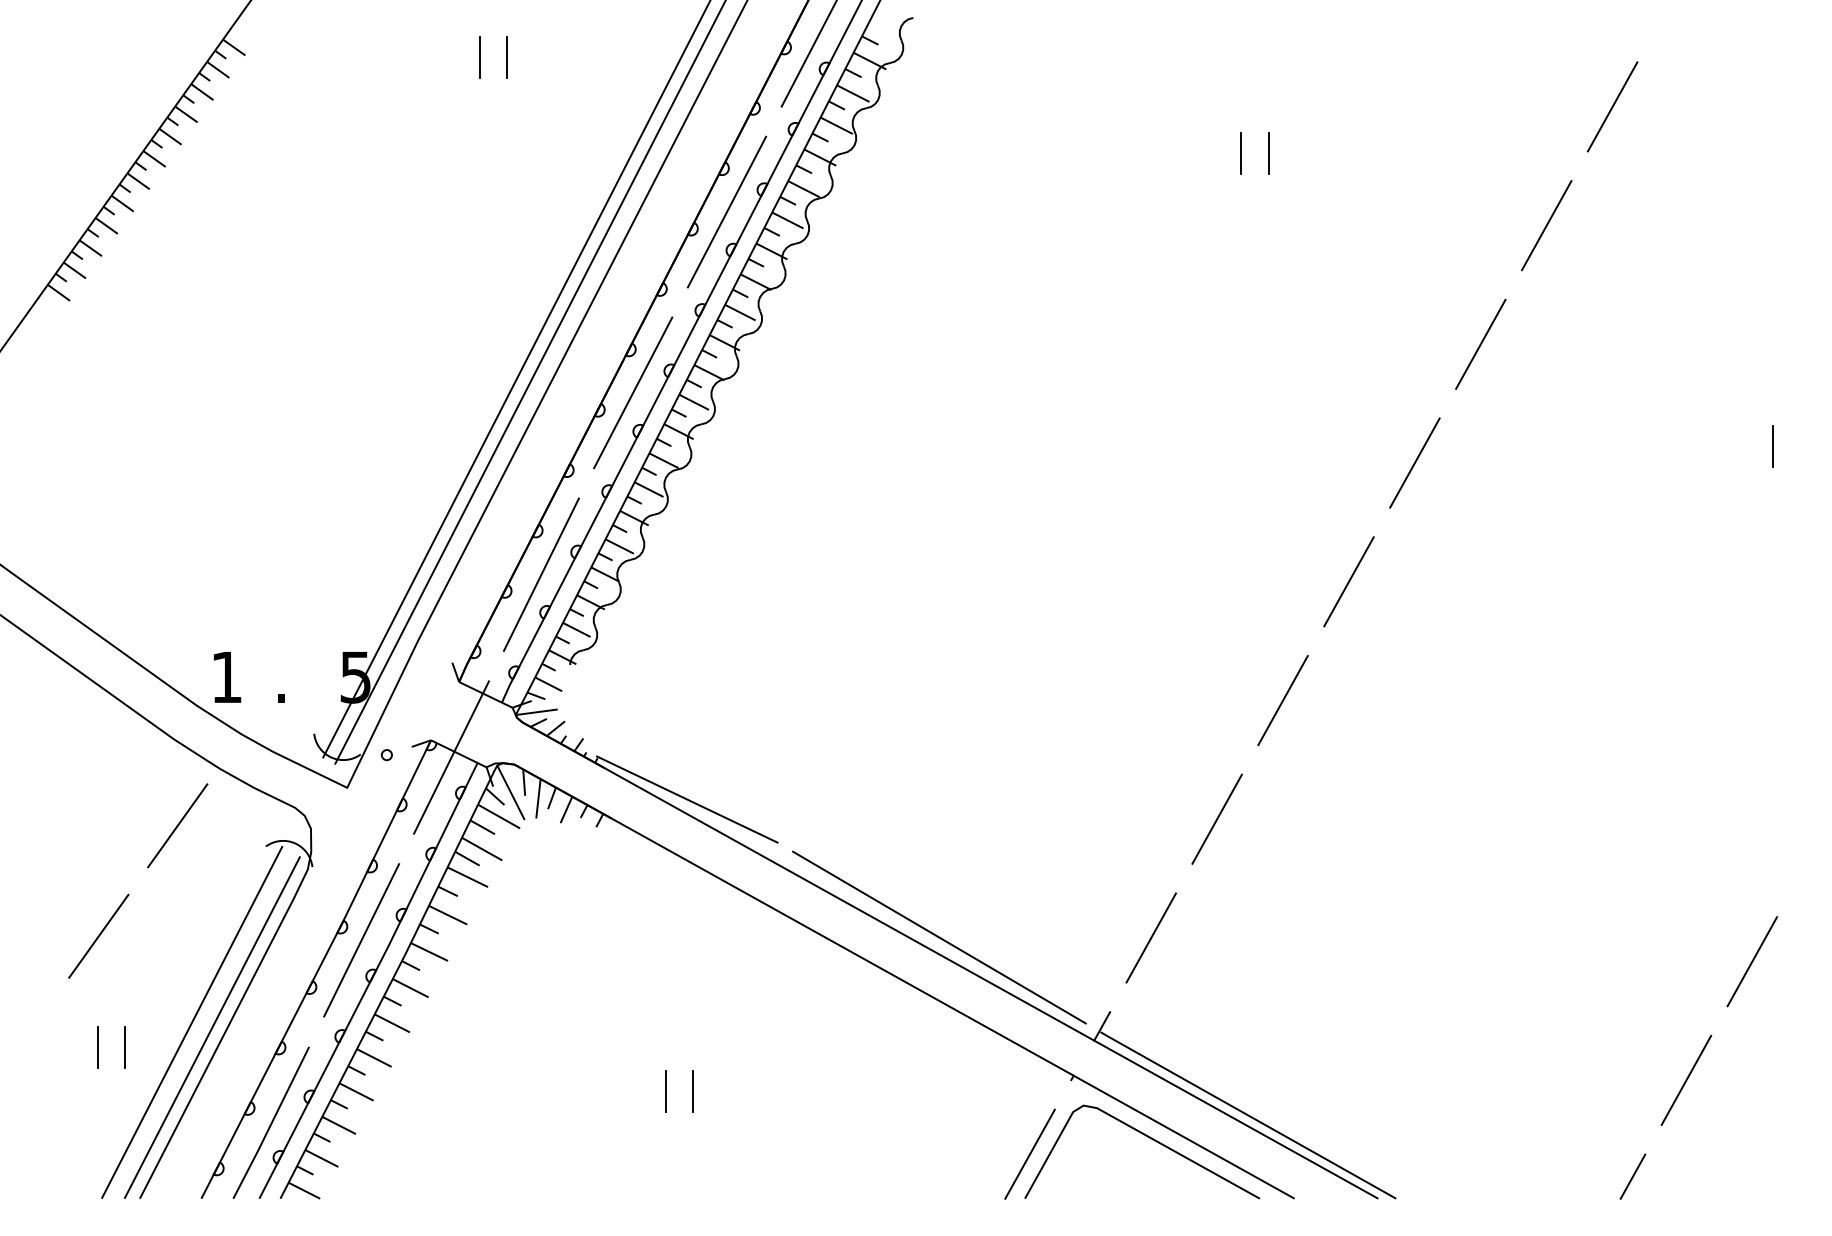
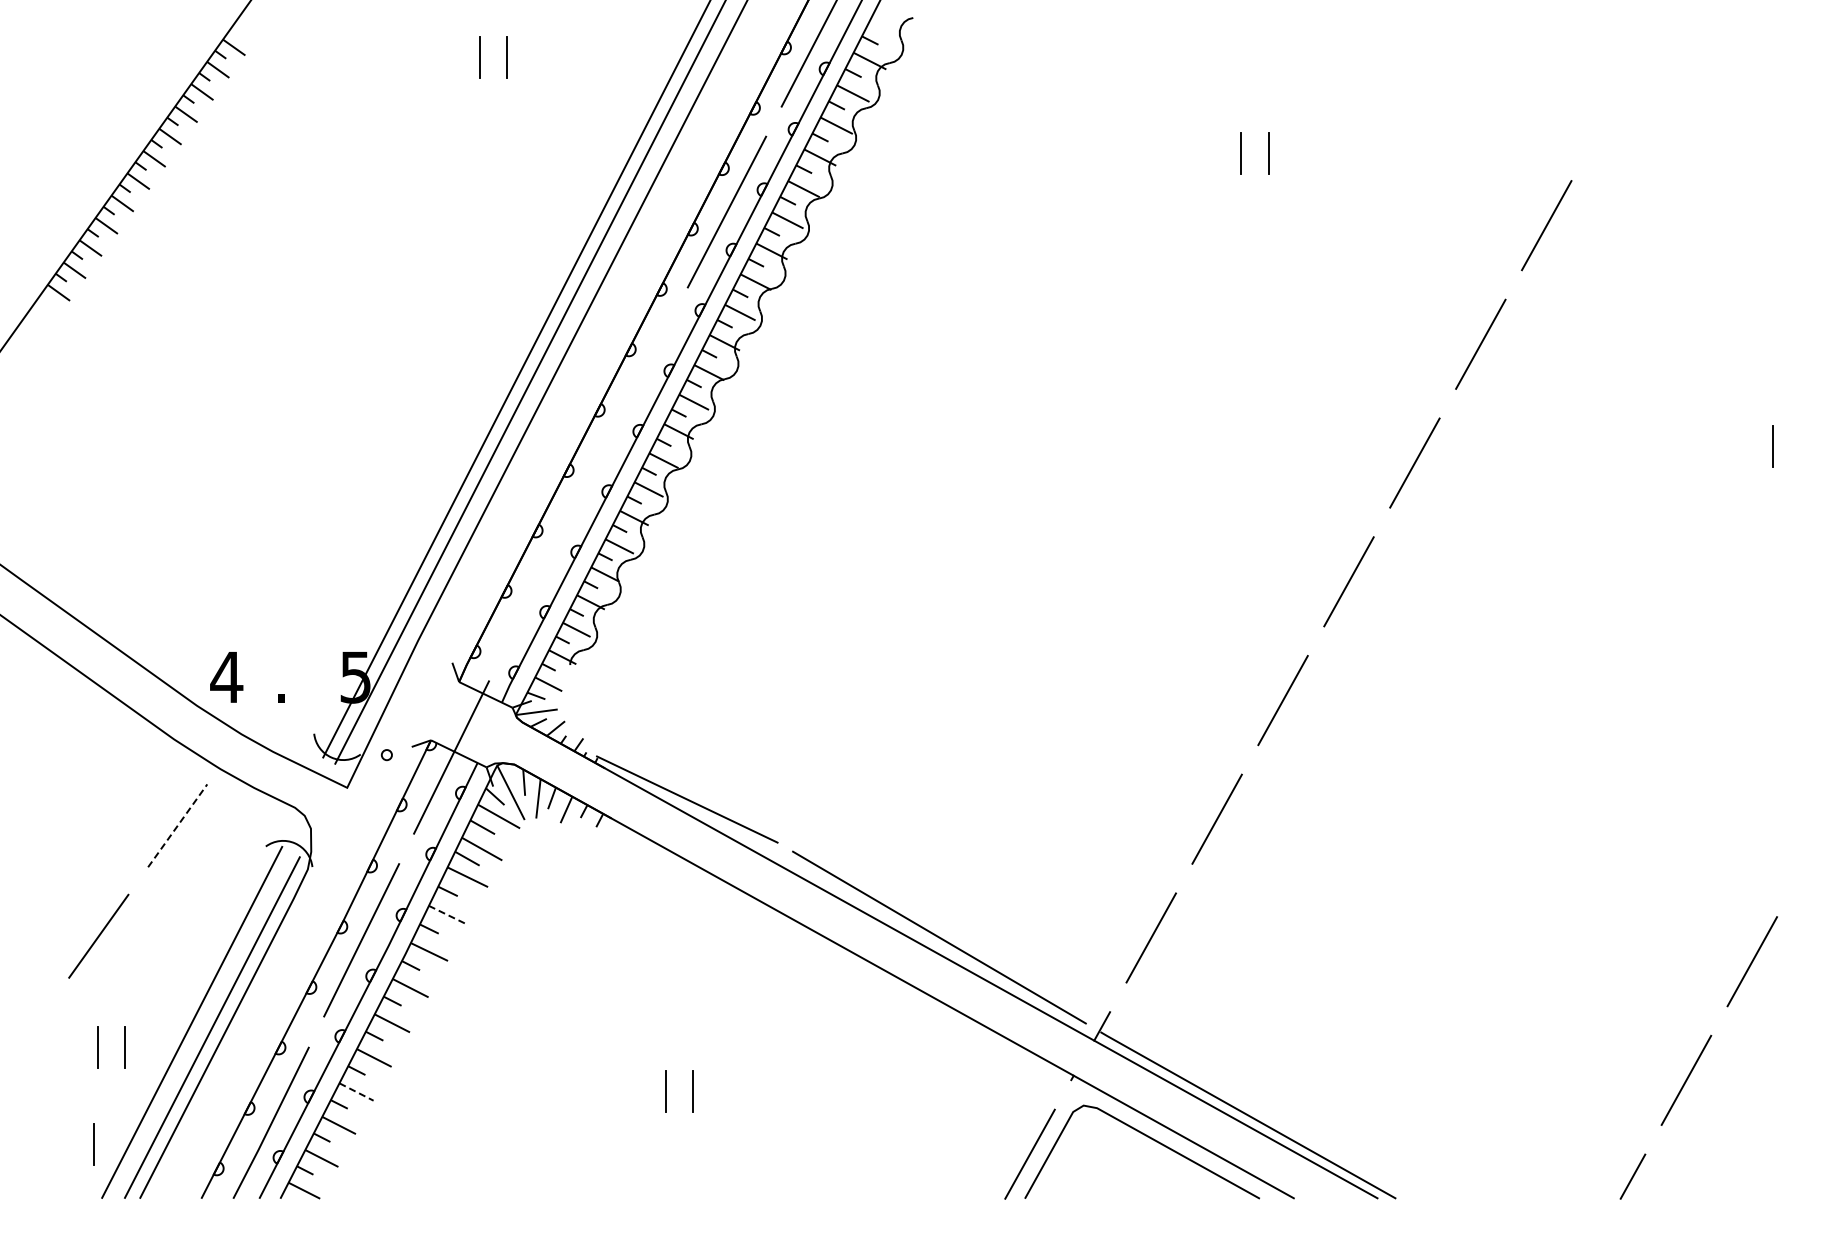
line: present -> none (1612, 106)
line: present -> none (633, 392)
line: present -> none (540, 574)
text: 1 -> 4 (226, 677)
line: solid -> dashed (177, 825)
line: solid -> dashed (448, 915)
line: solid -> dashed (356, 1092)
line: none -> present (93, 1144)
